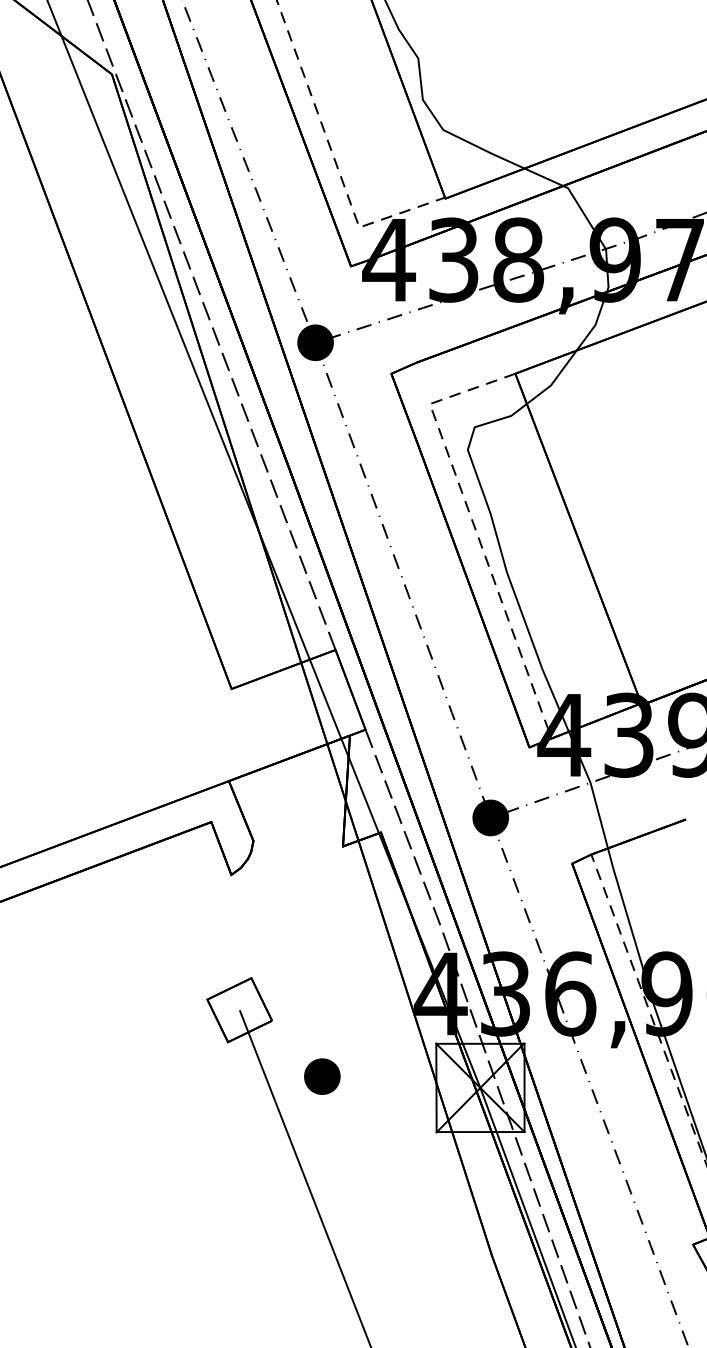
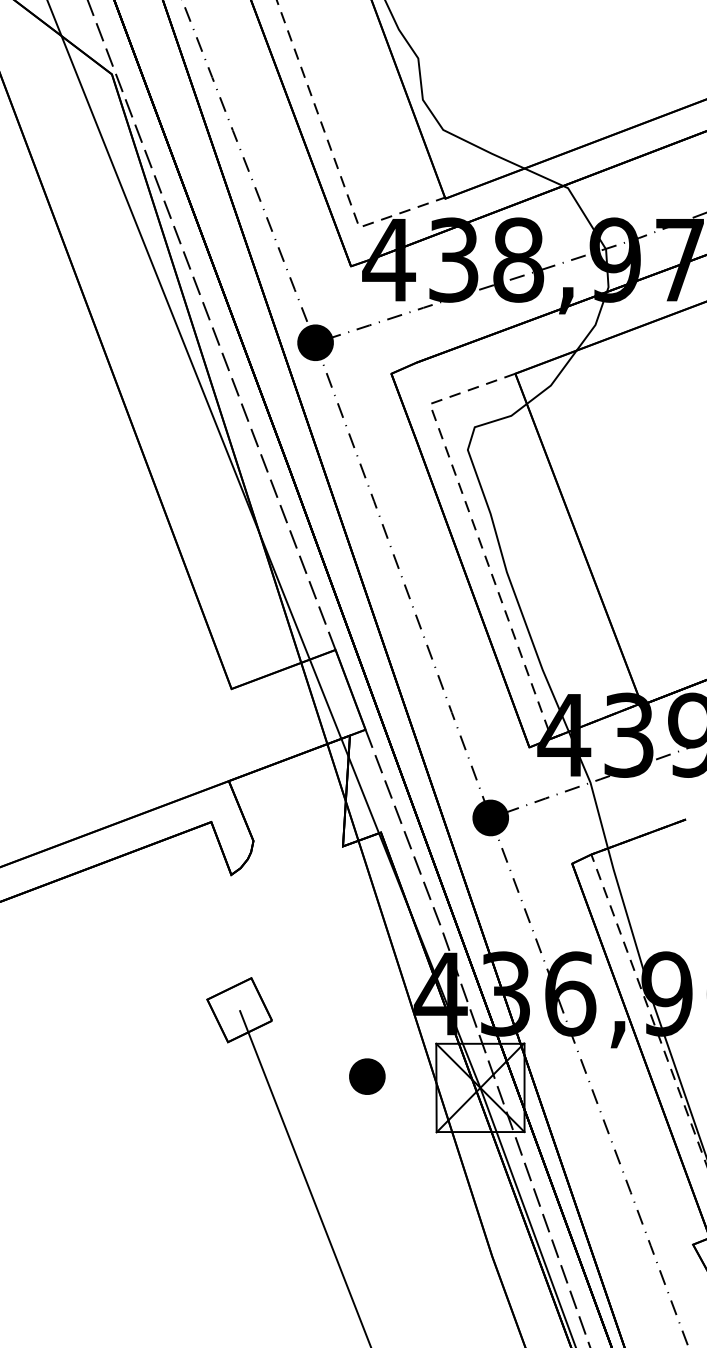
part position: (322, 1076) -> (367, 1076) (367, 1076)
